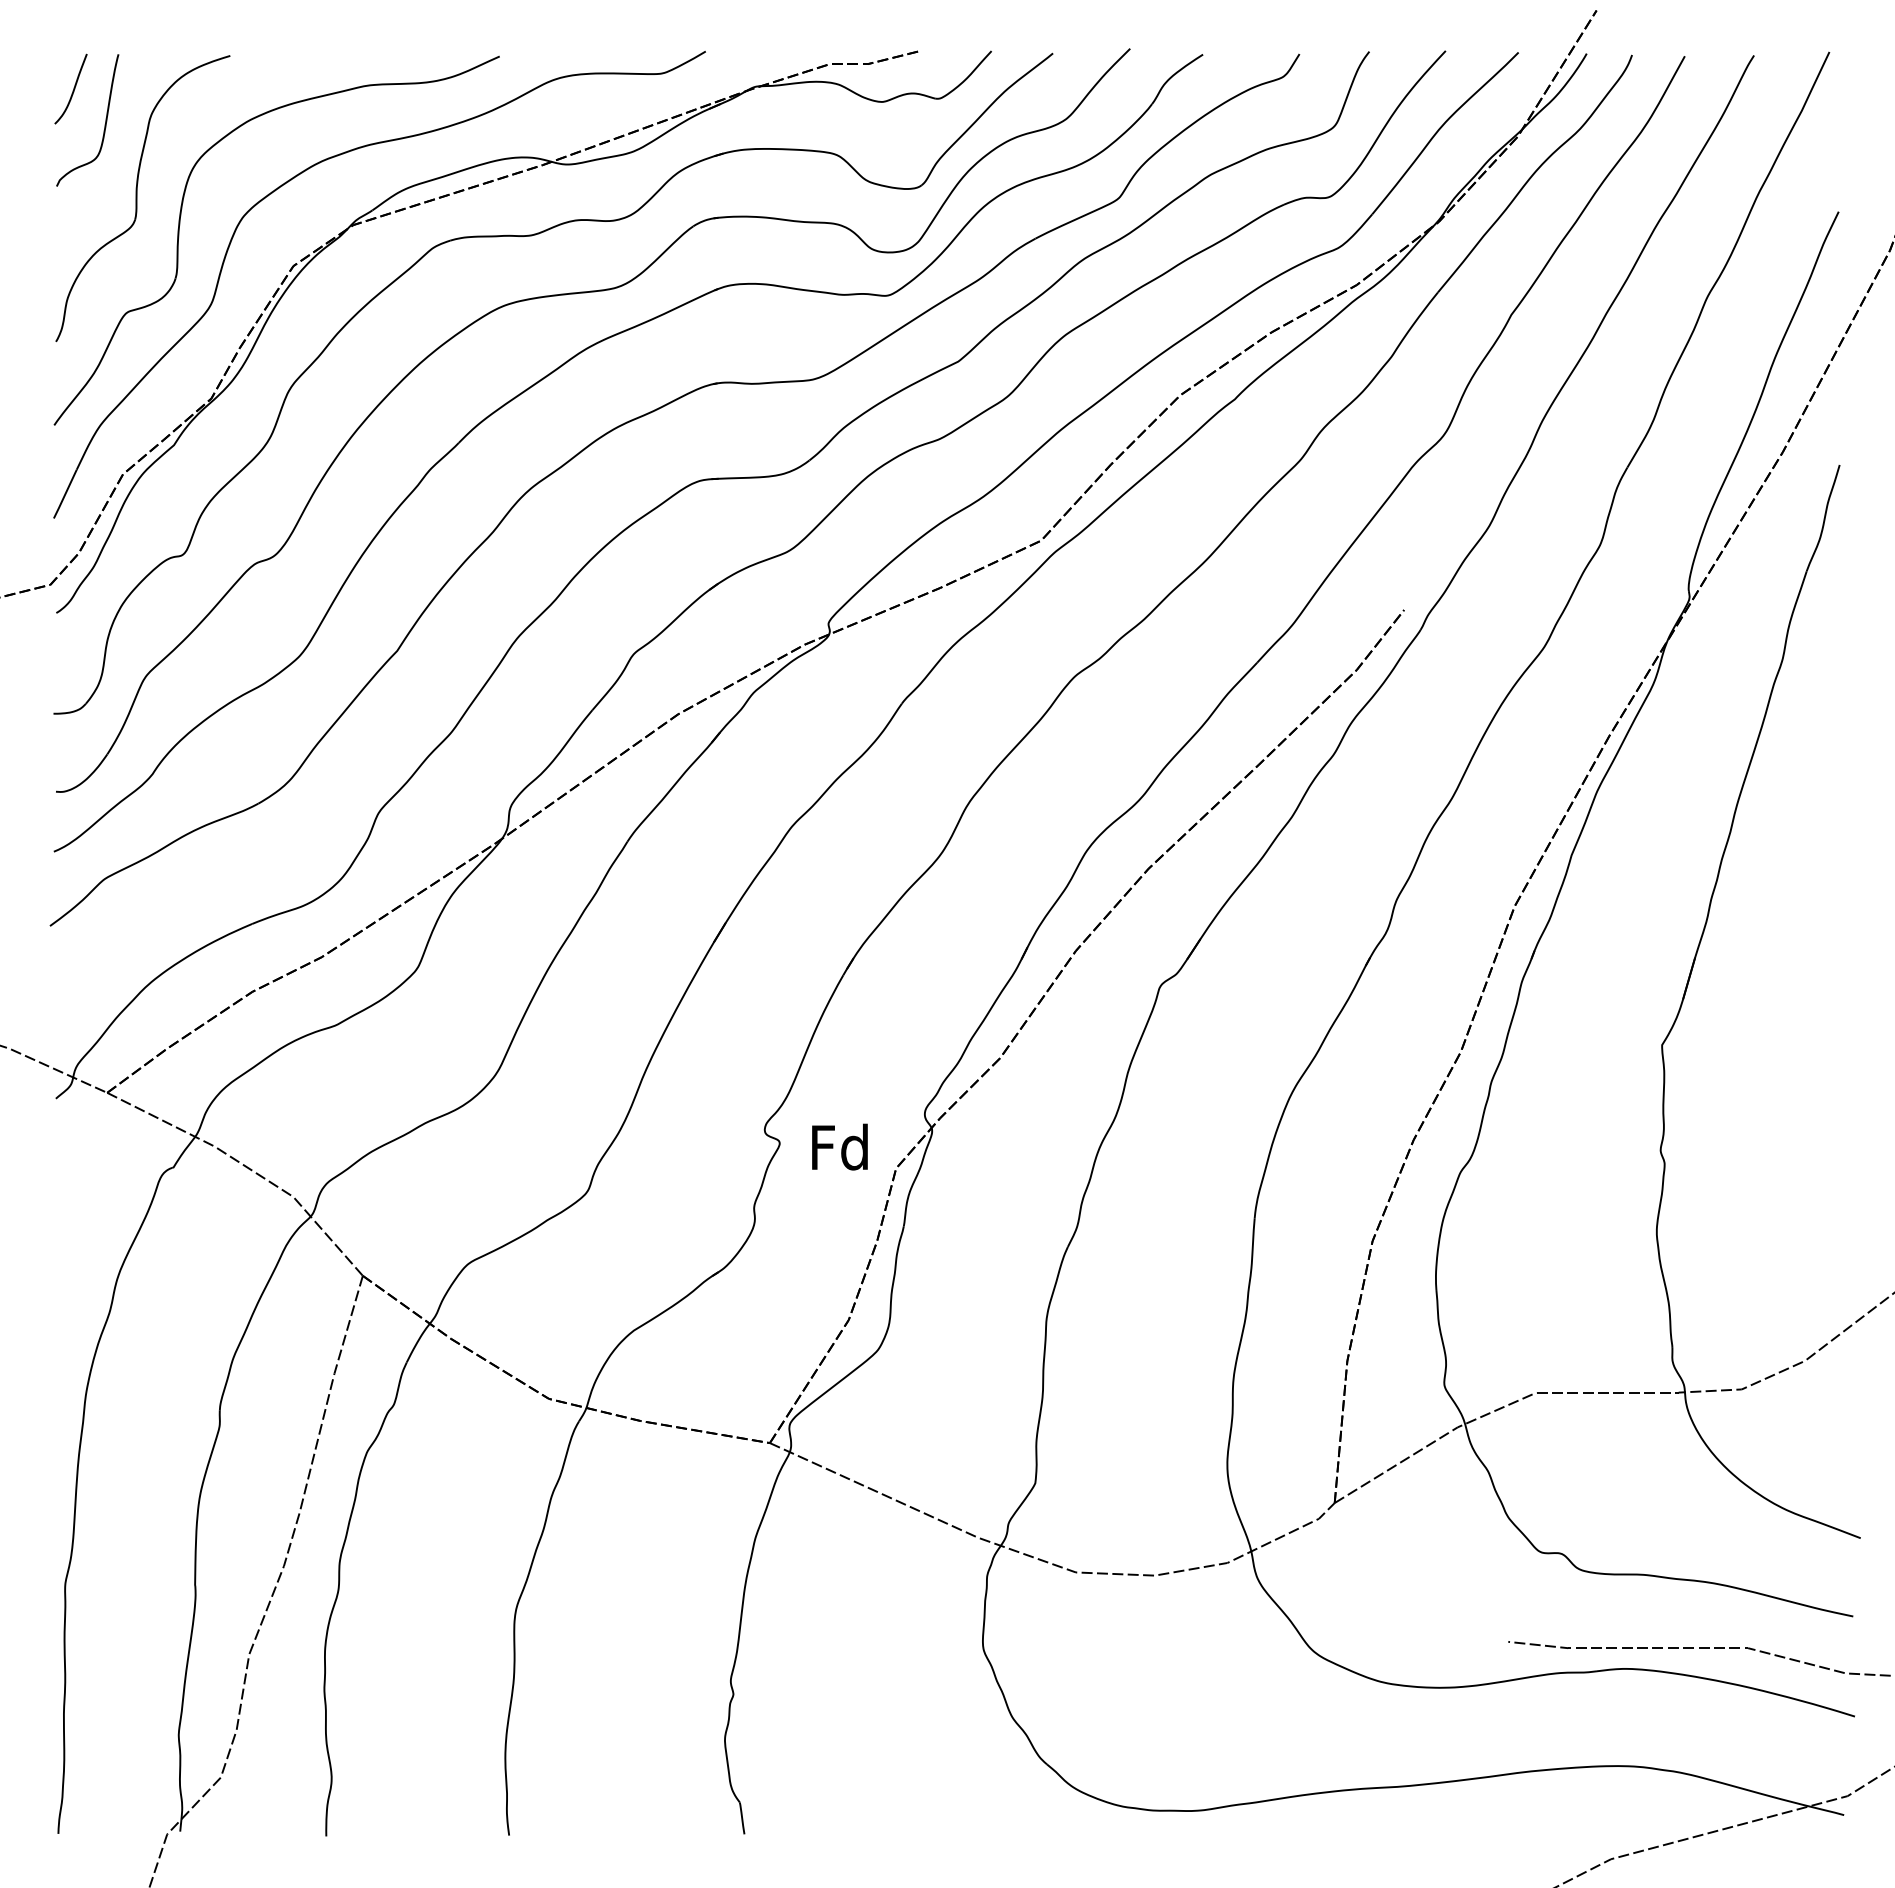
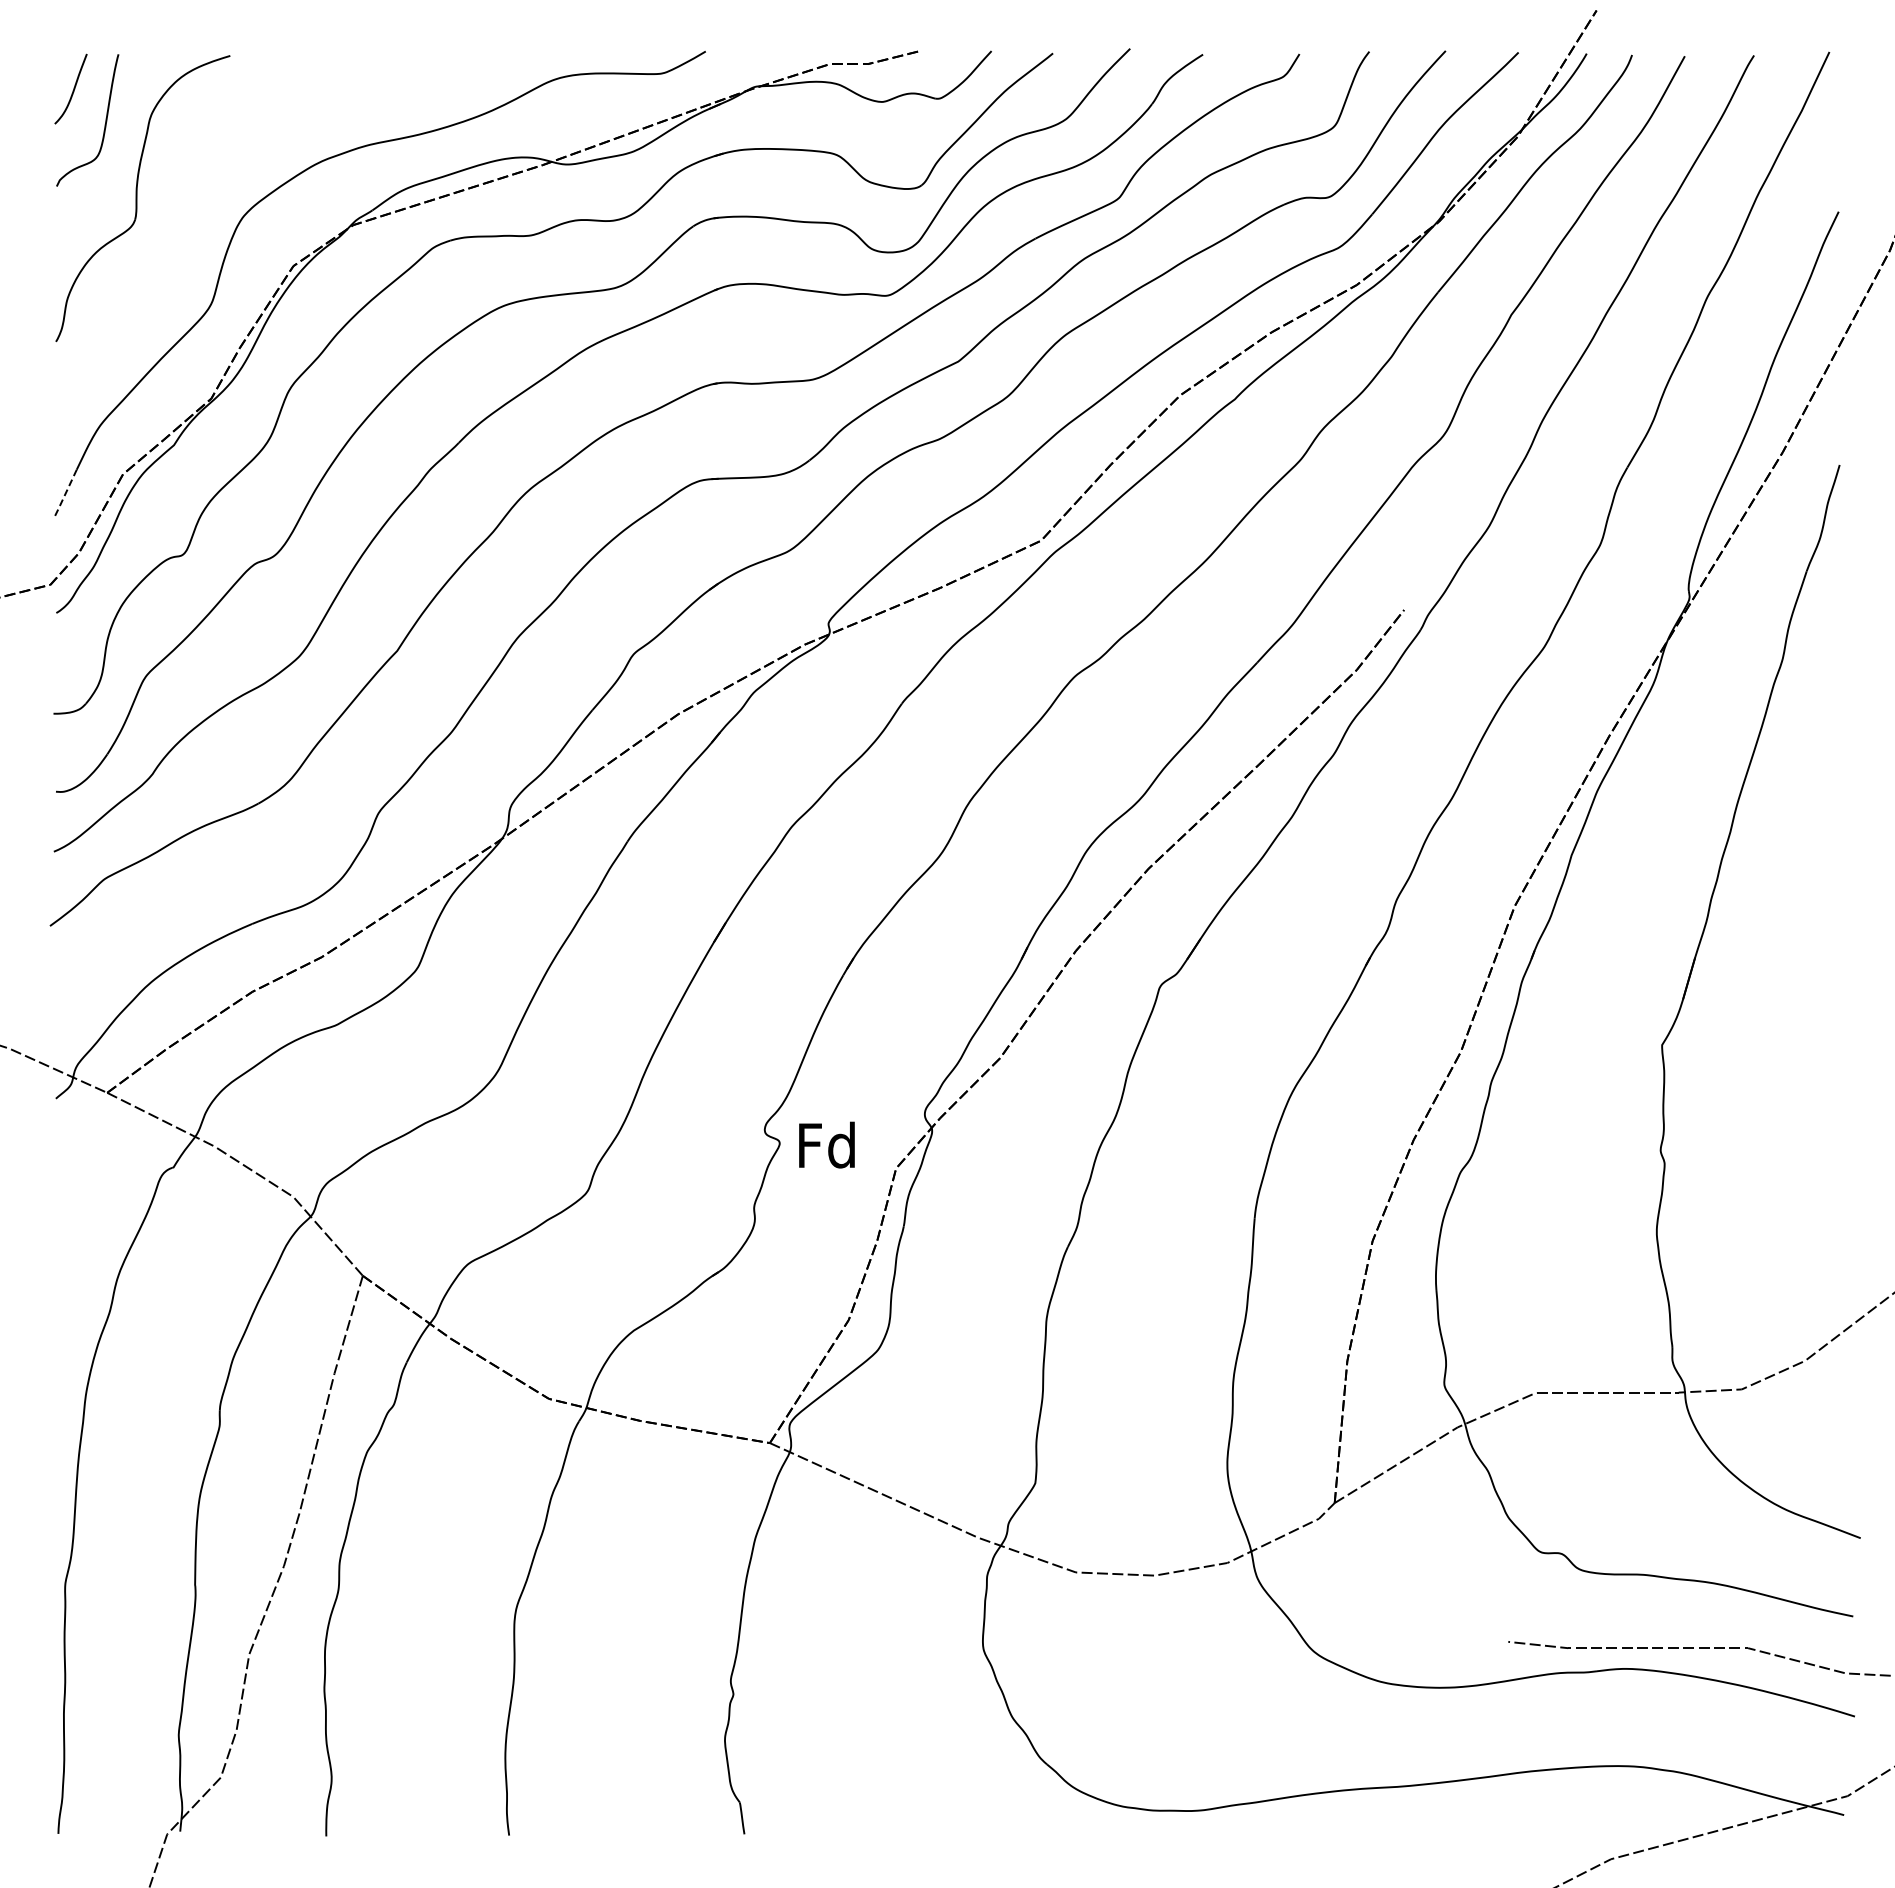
part: present -> none (179, 237)
line: solid -> dashed (65, 494)
text position: (839, 1146) -> (826, 1144) (826, 1144)
